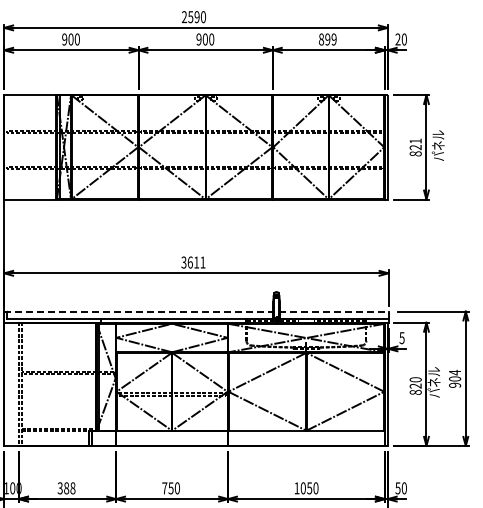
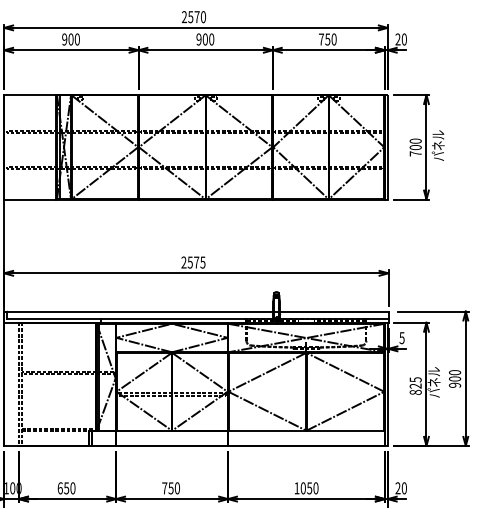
text: 2590 -> 2570 (196, 17)
text: 899 -> 750 (327, 39)
text: 821 -> 700 (415, 147)
text: 3611 -> 2575 (193, 262)
line: dashed -> solid (196, 311)
text: 904 -> 900 (455, 372)
text: 820 -> 825 (415, 379)
text: 388 -> 650 (66, 488)
text: 50 -> 20 (397, 488)
